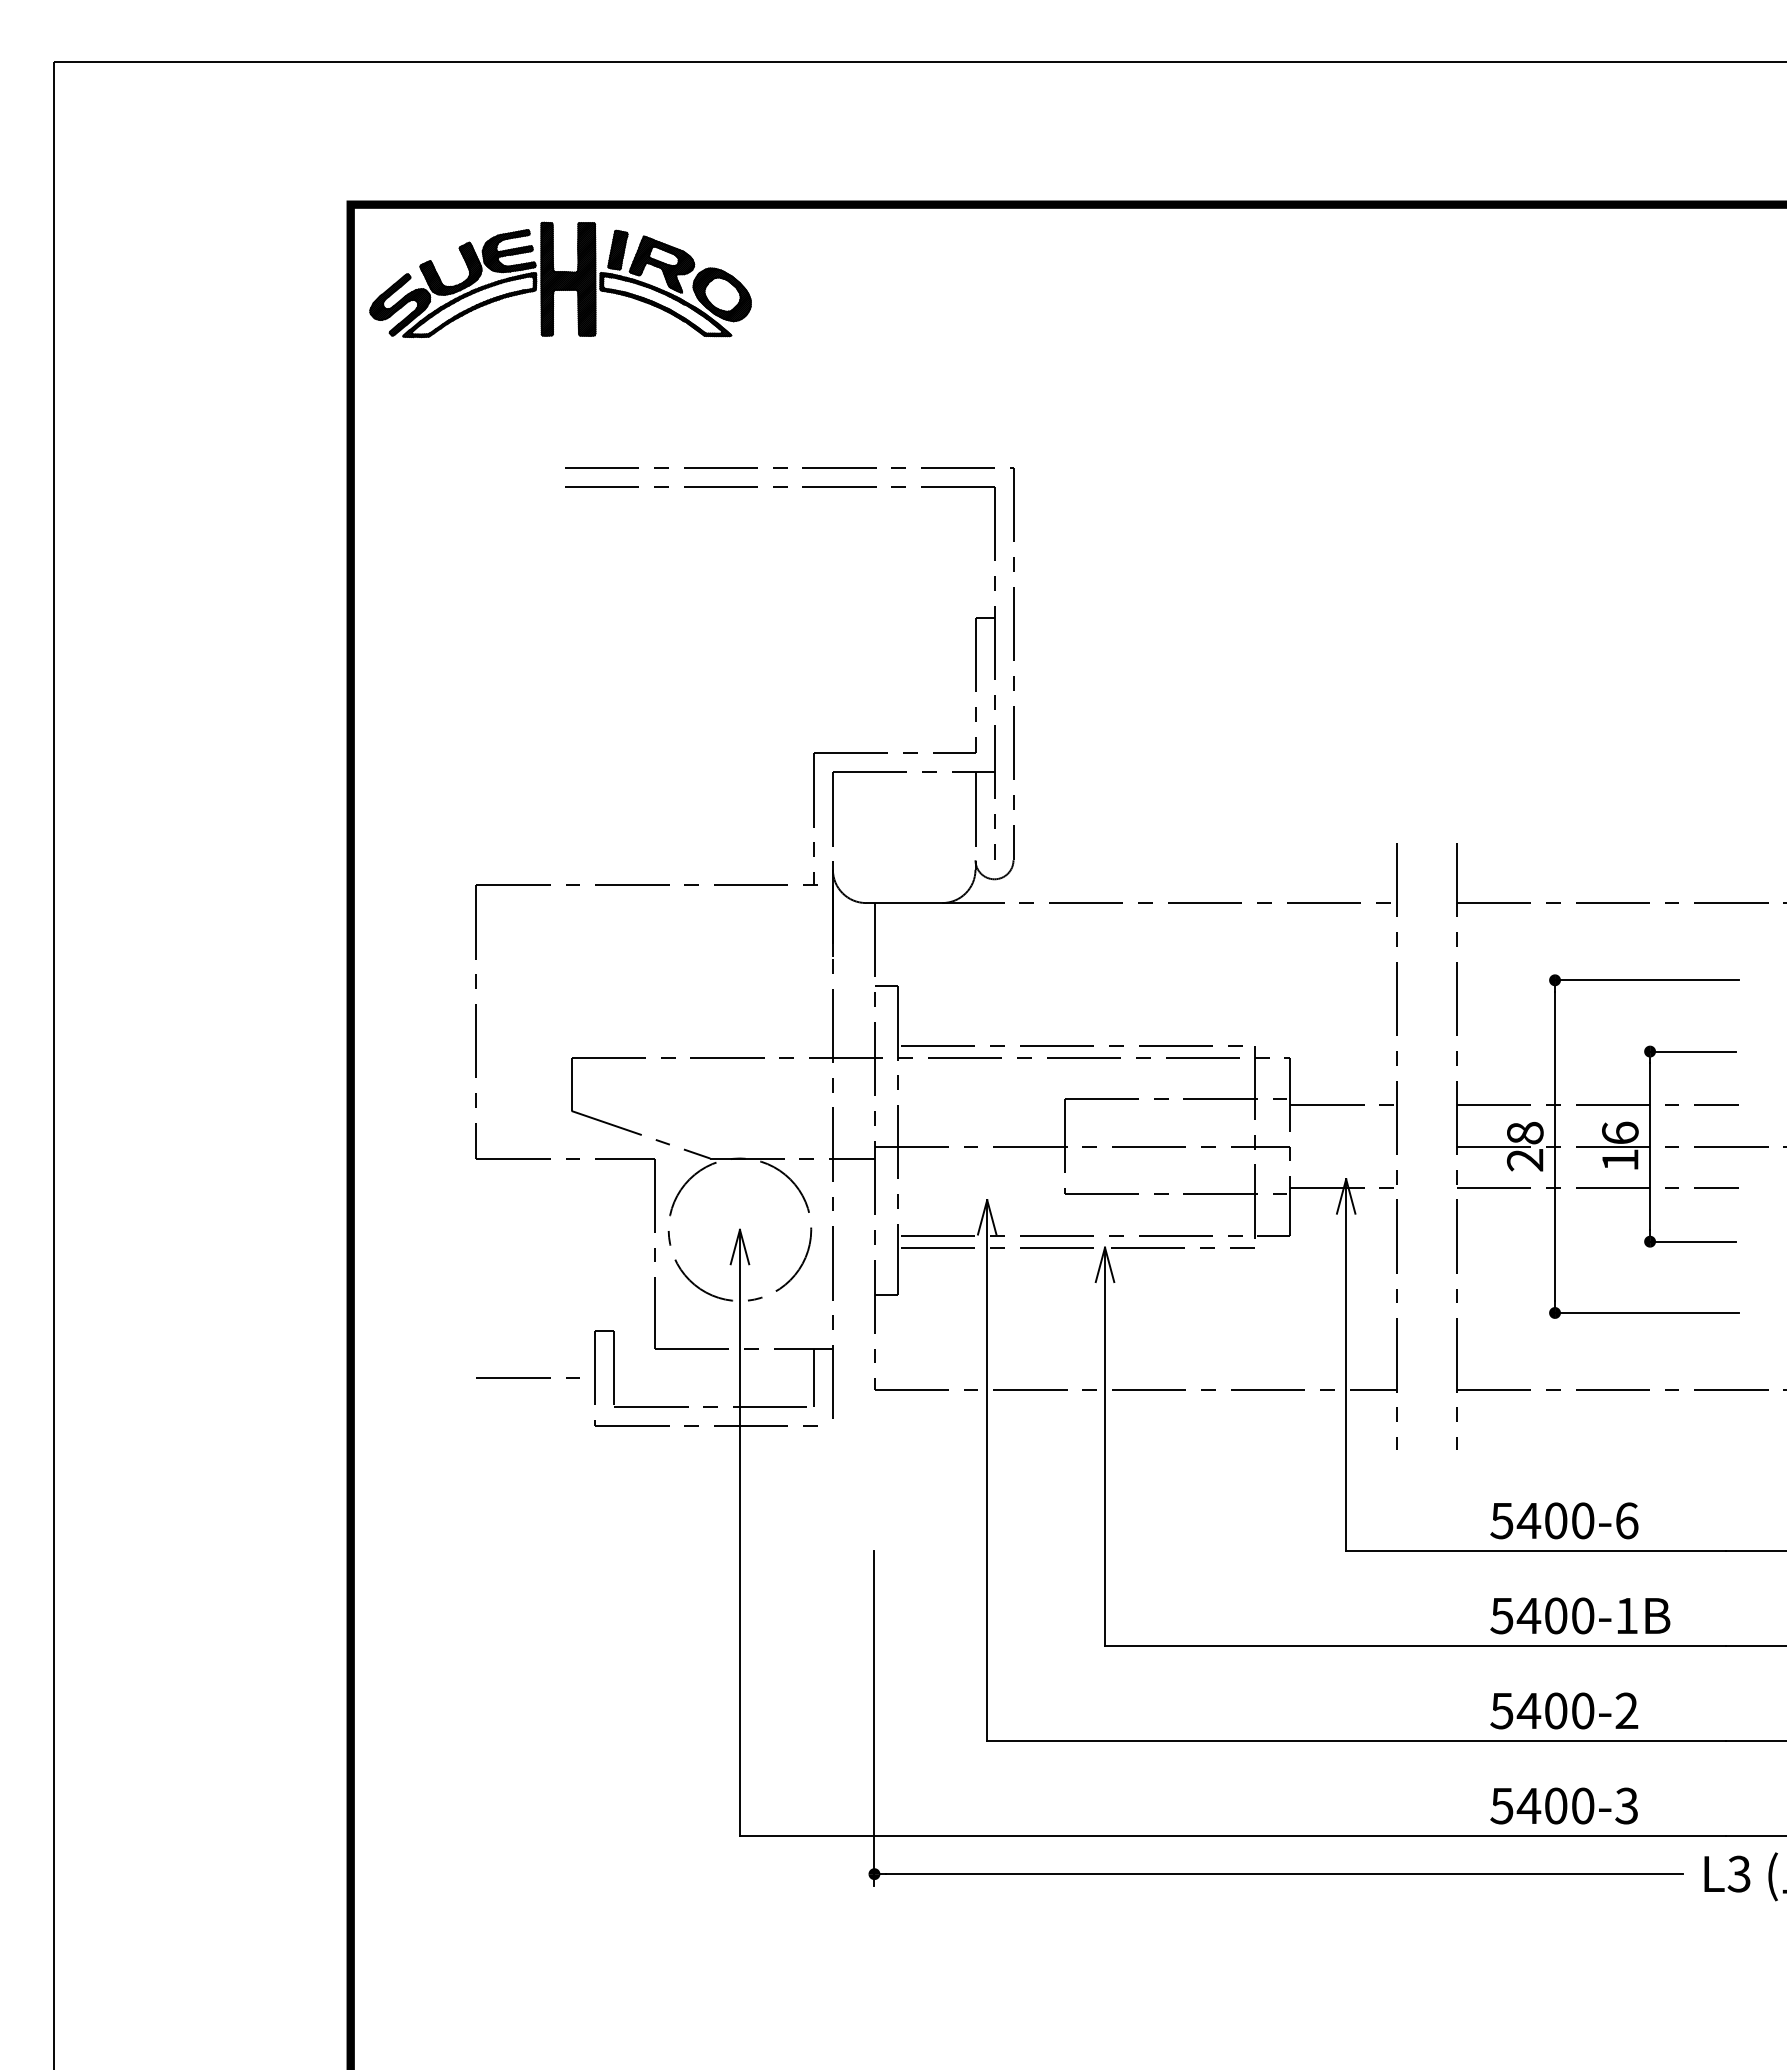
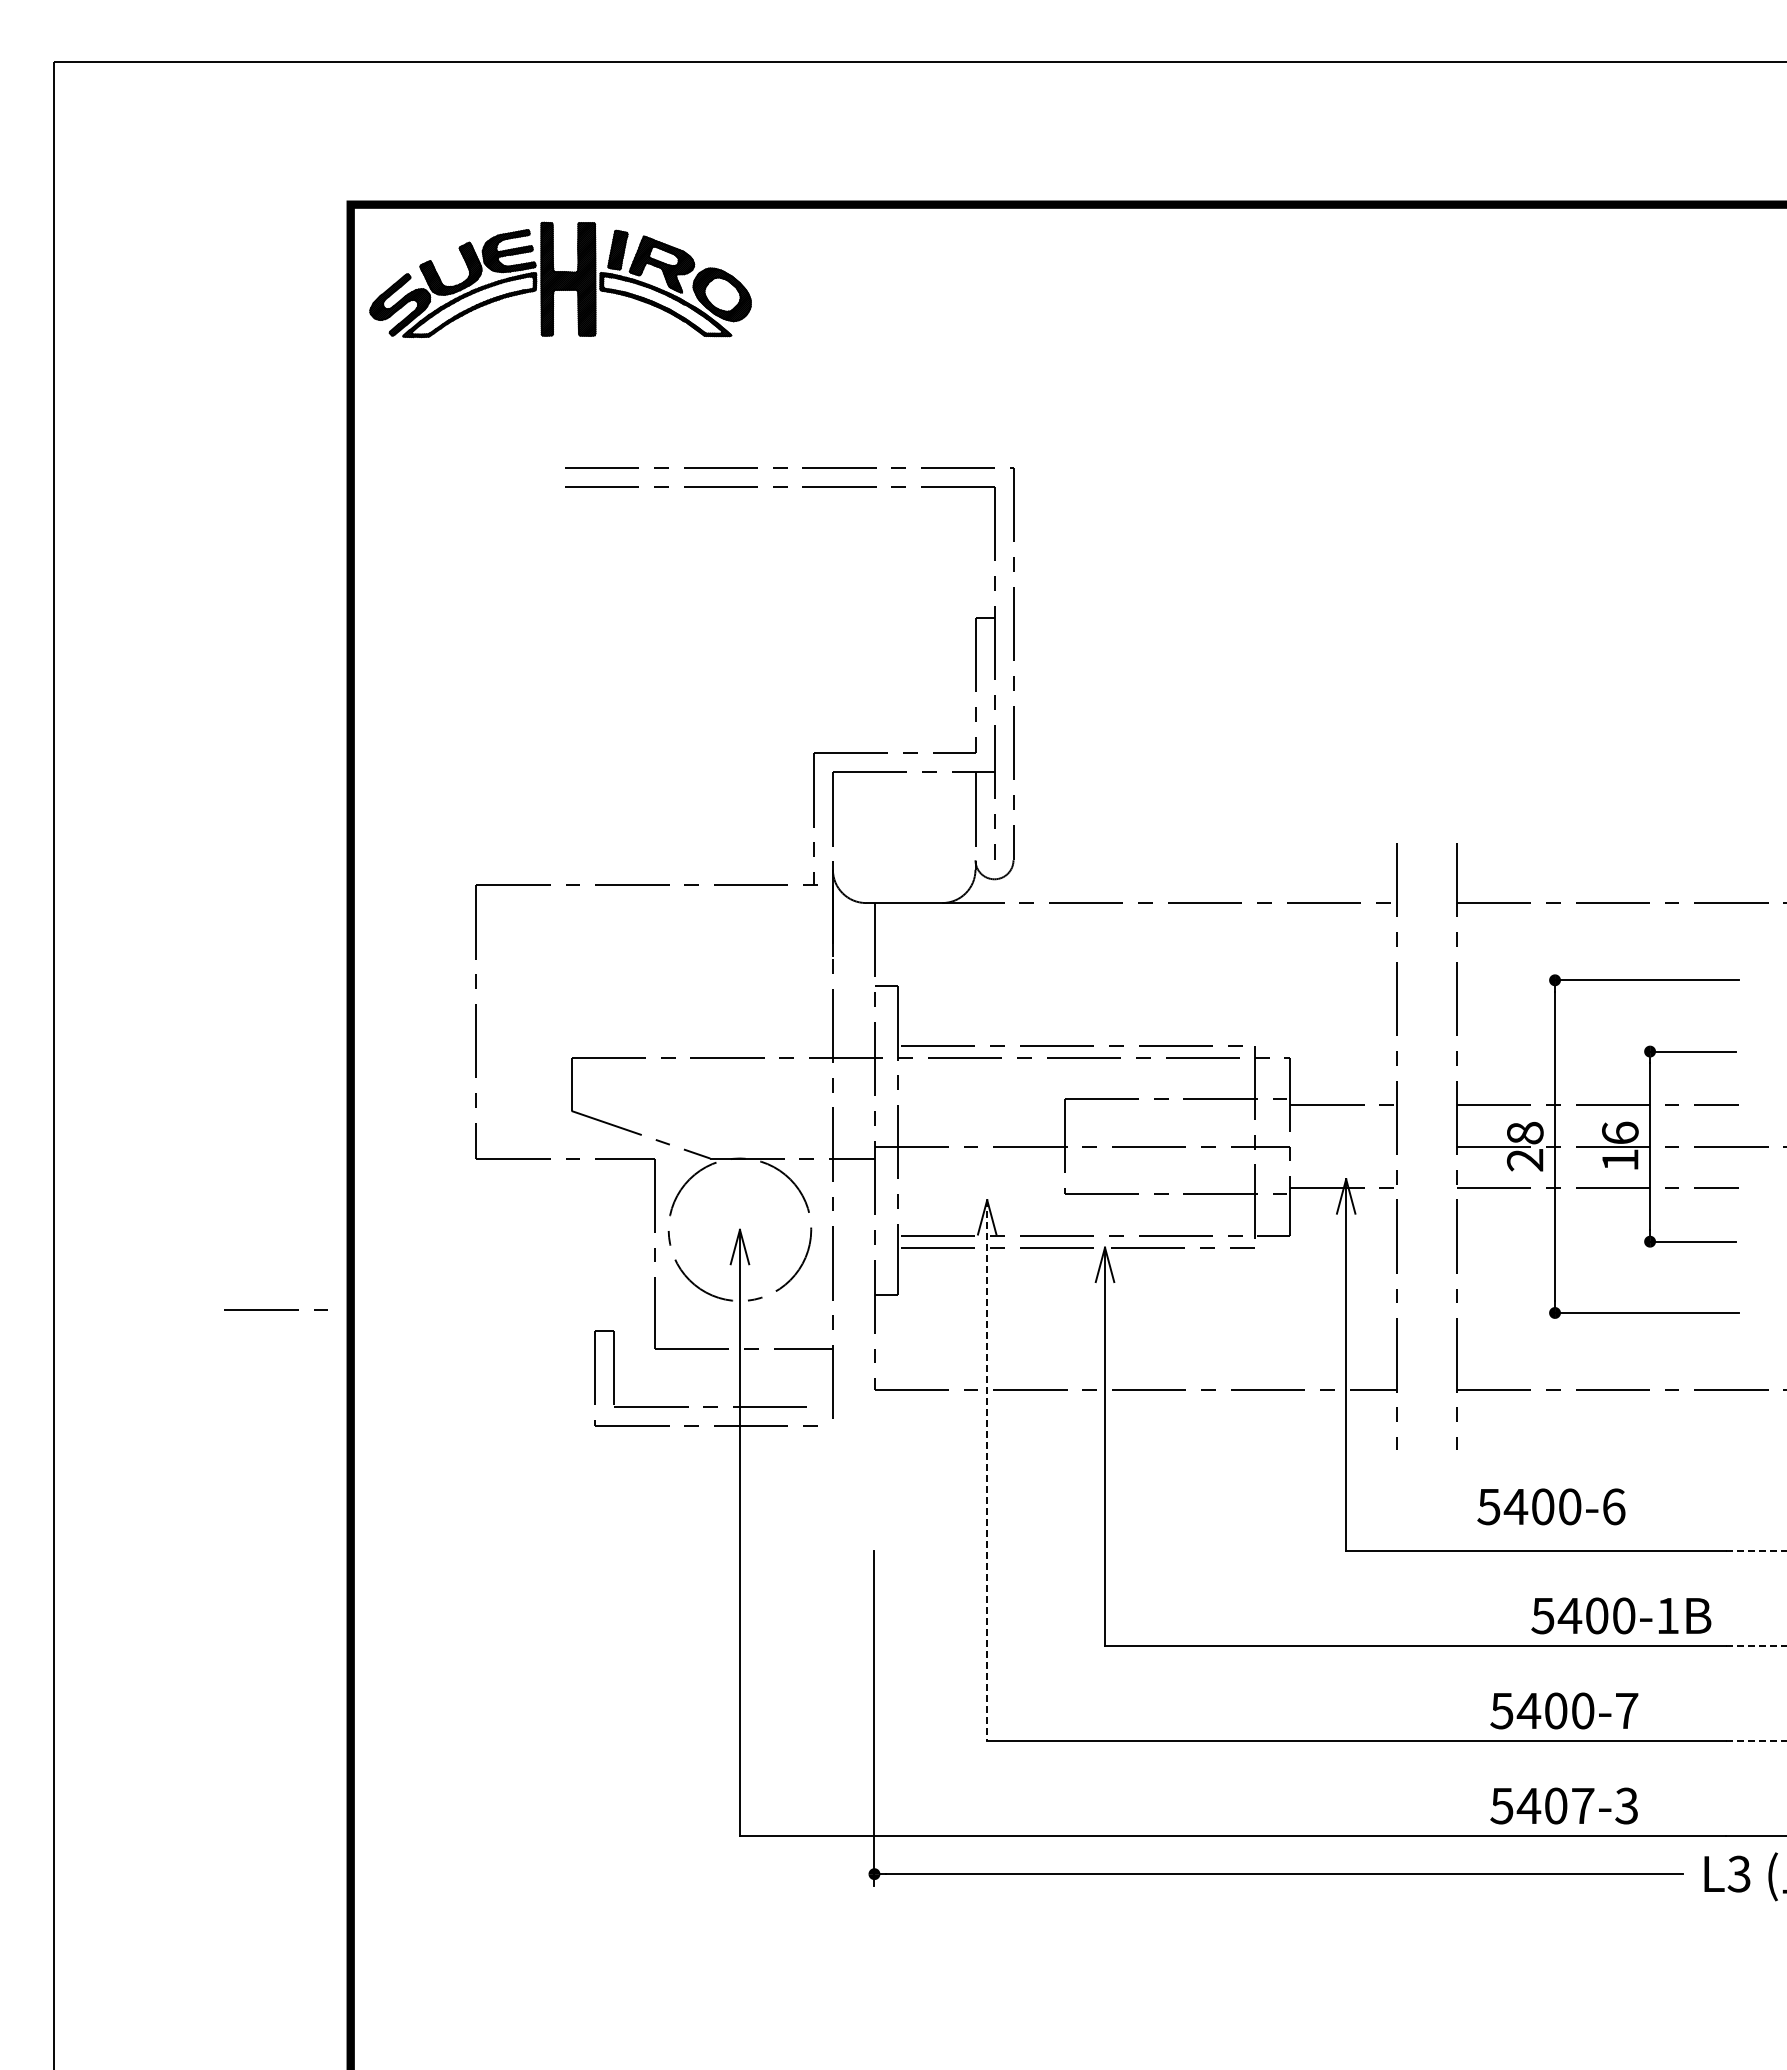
line position: (527, 1377) -> (275, 1309) (275, 1309)
line: present -> none (813, 1377)
line: solid -> dashed (987, 1470)
text position: (1564, 1520) -> (1551, 1506) (1551, 1506)
line: solid -> dashed (1756, 1550)
text position: (1580, 1615) -> (1621, 1615) (1621, 1615)
line: solid -> dashed (1756, 1645)
text: 5400-2 -> 5400-7 (1626, 1710)
line: solid -> dashed (1756, 1740)
text: 5400-3 -> 5407-3 (1583, 1805)
